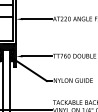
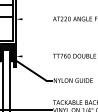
line: present -> none (37, 19)
line: present -> none (37, 56)
